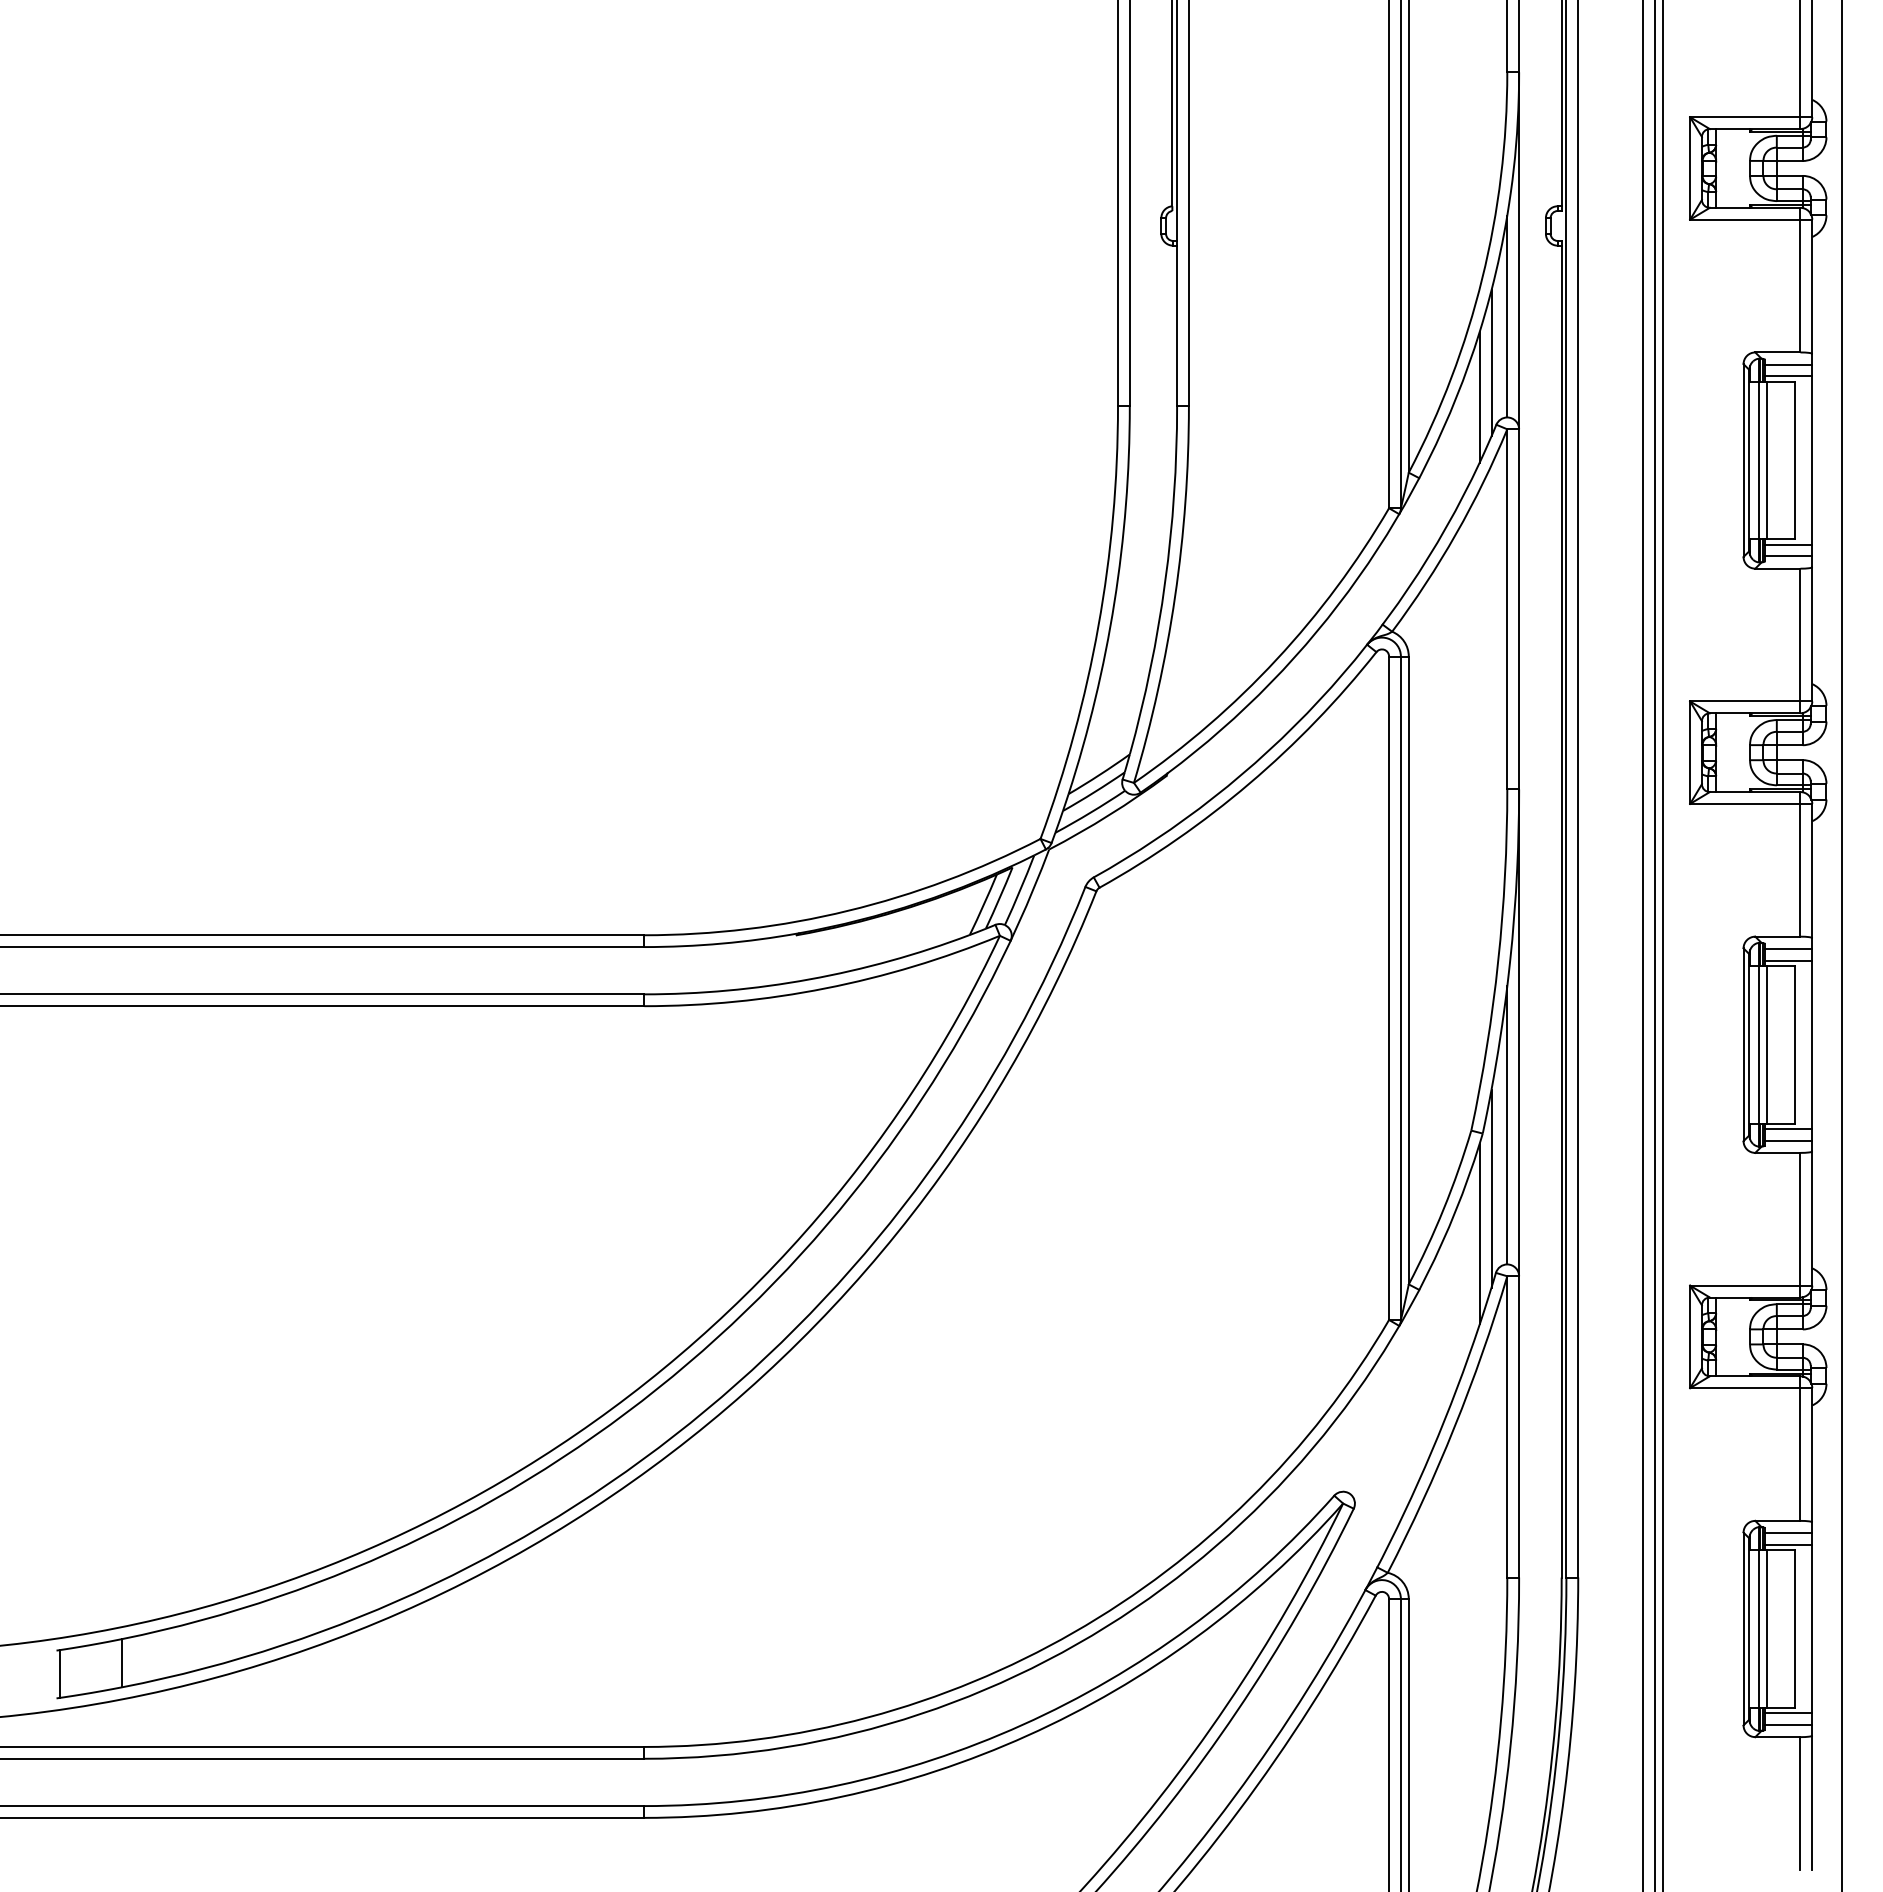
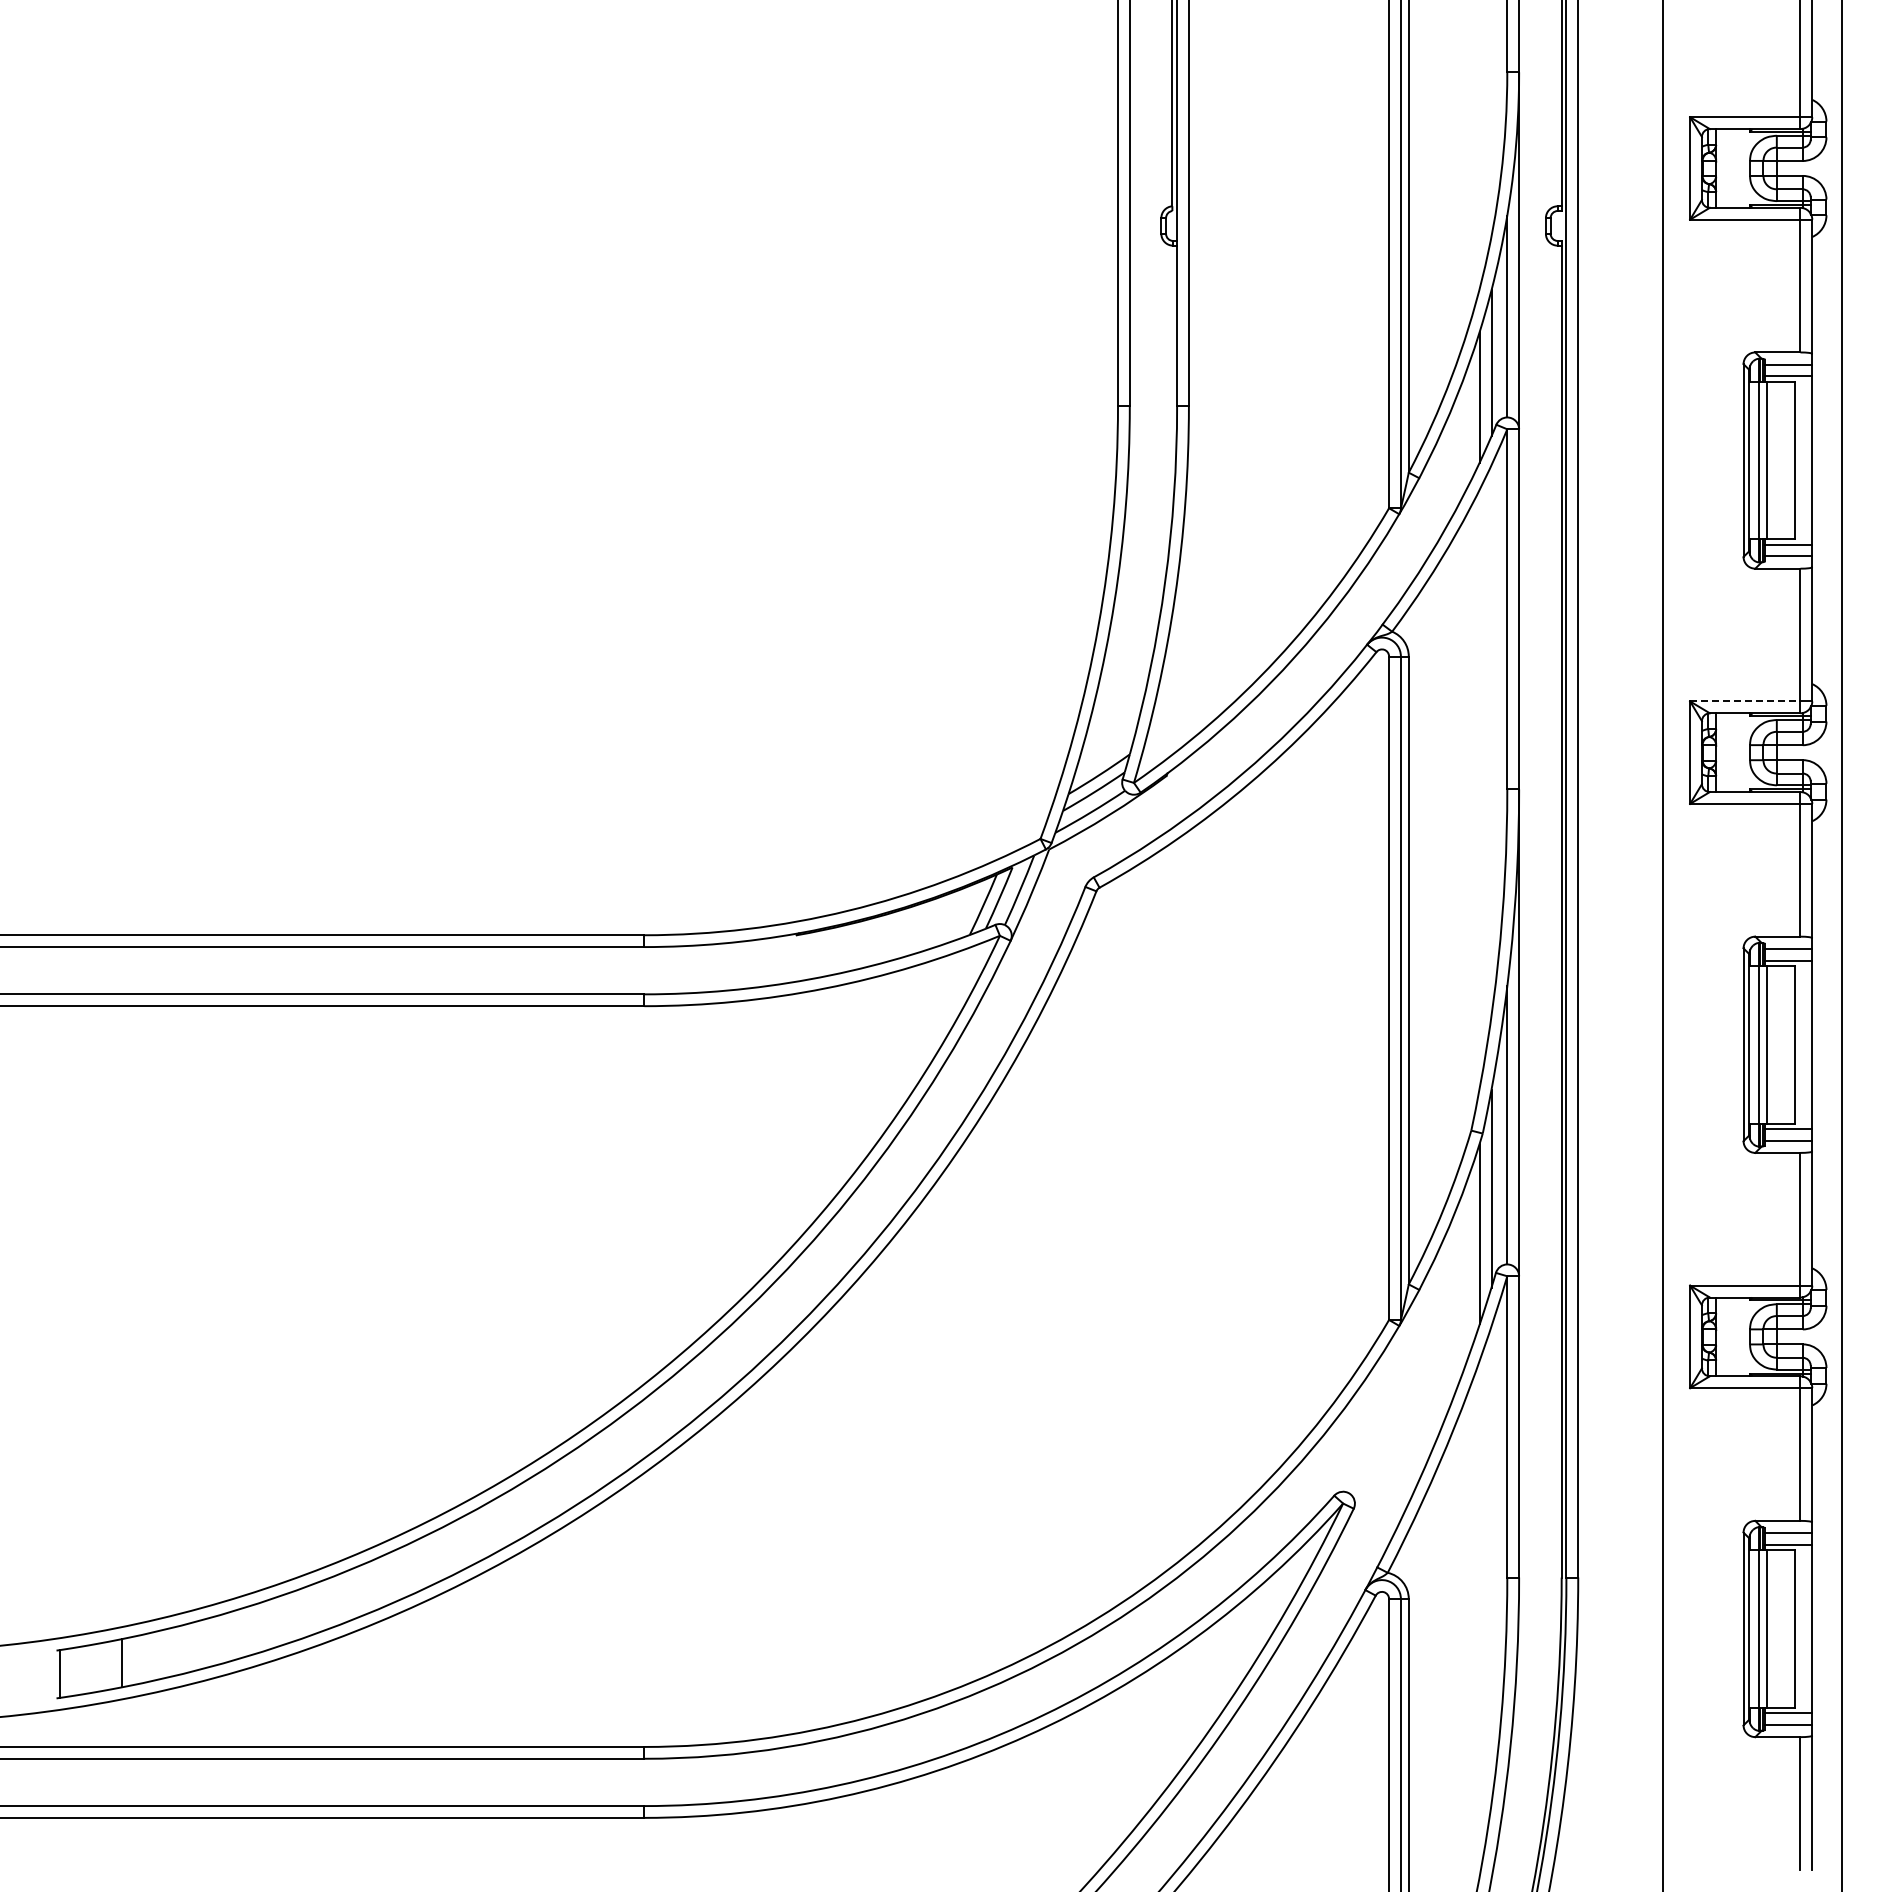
line: solid -> dashed (1745, 701)
line: present -> none (1642, 945)
line: present -> none (1654, 945)
